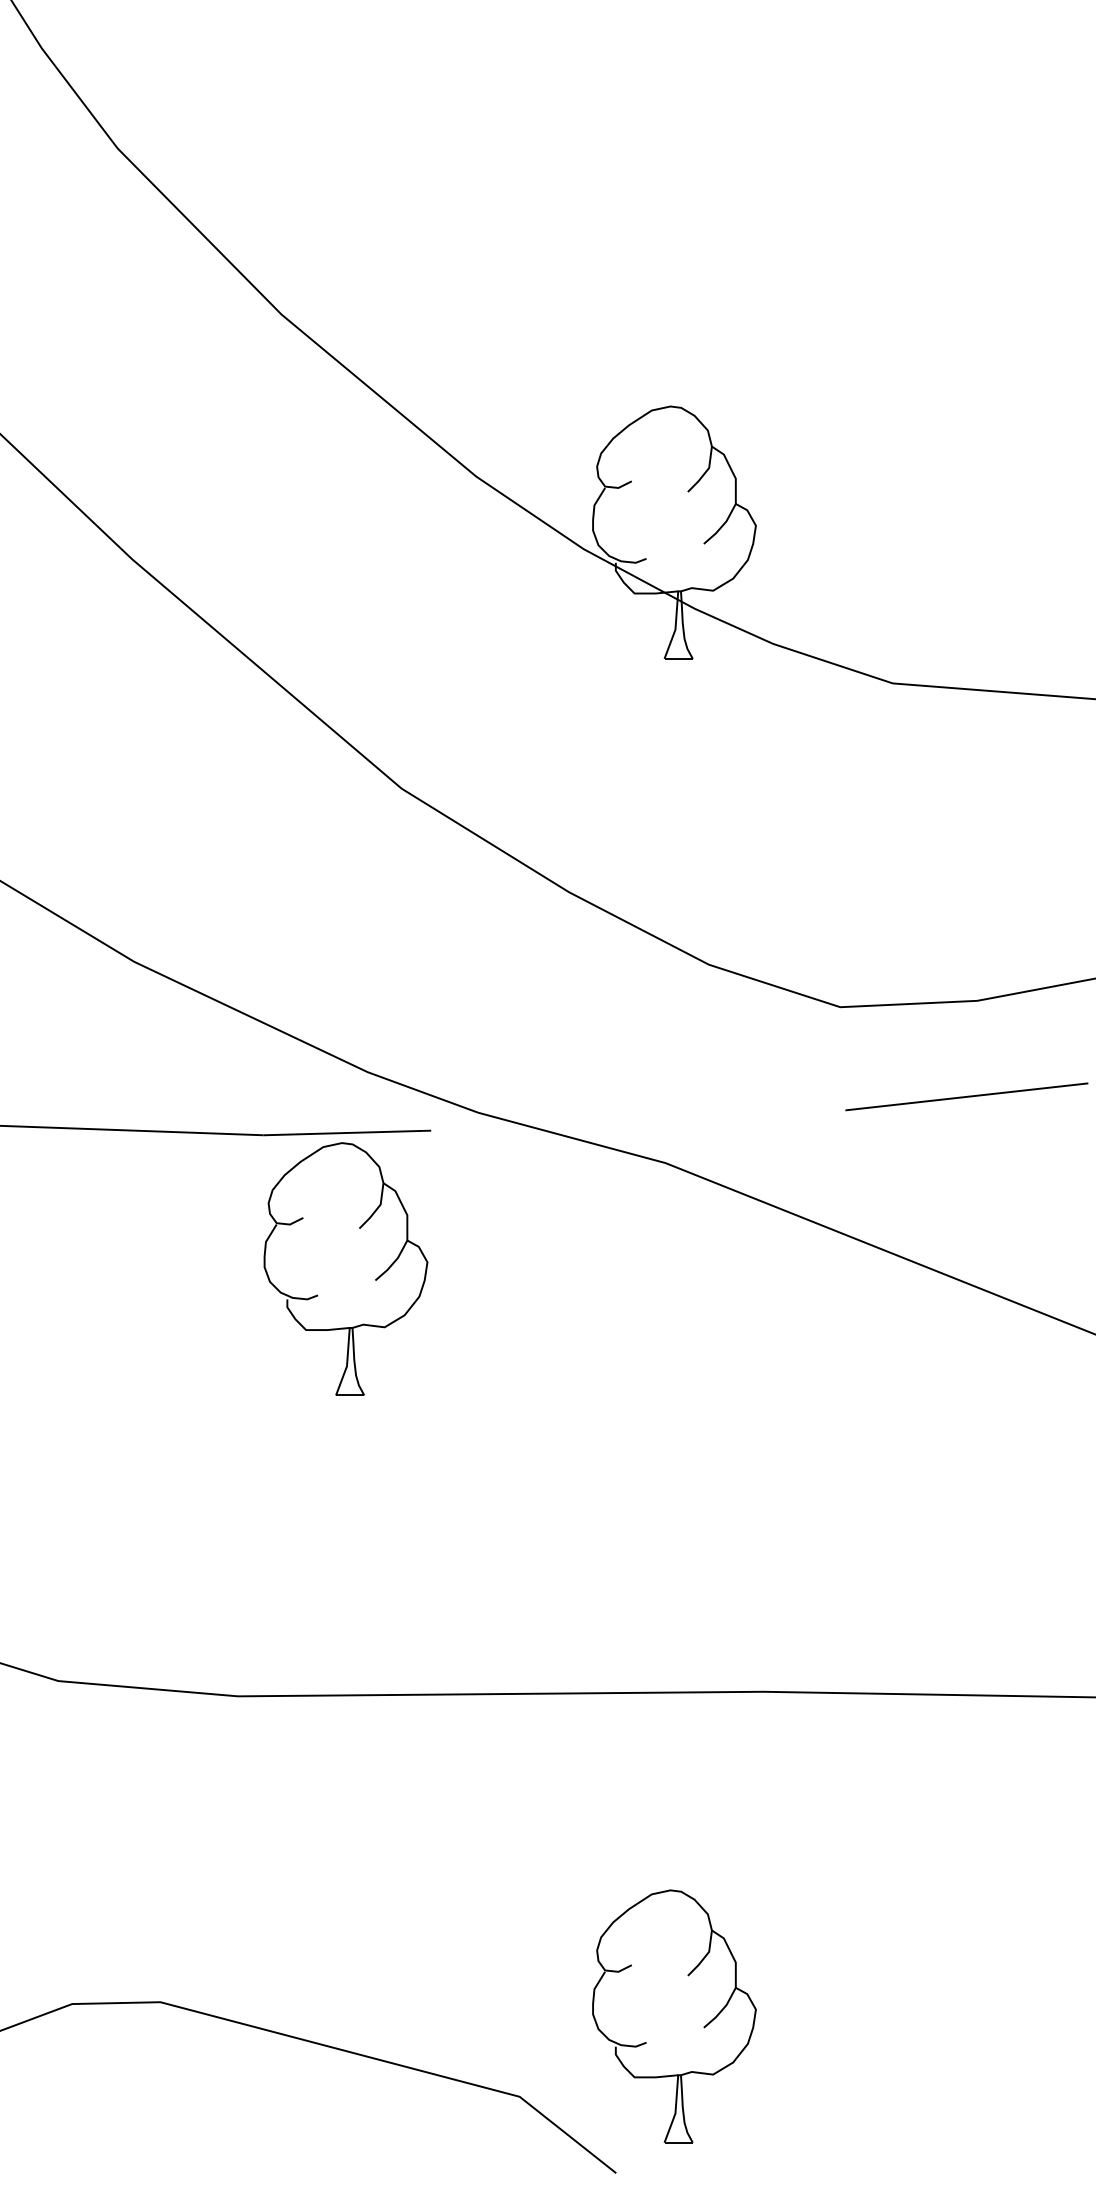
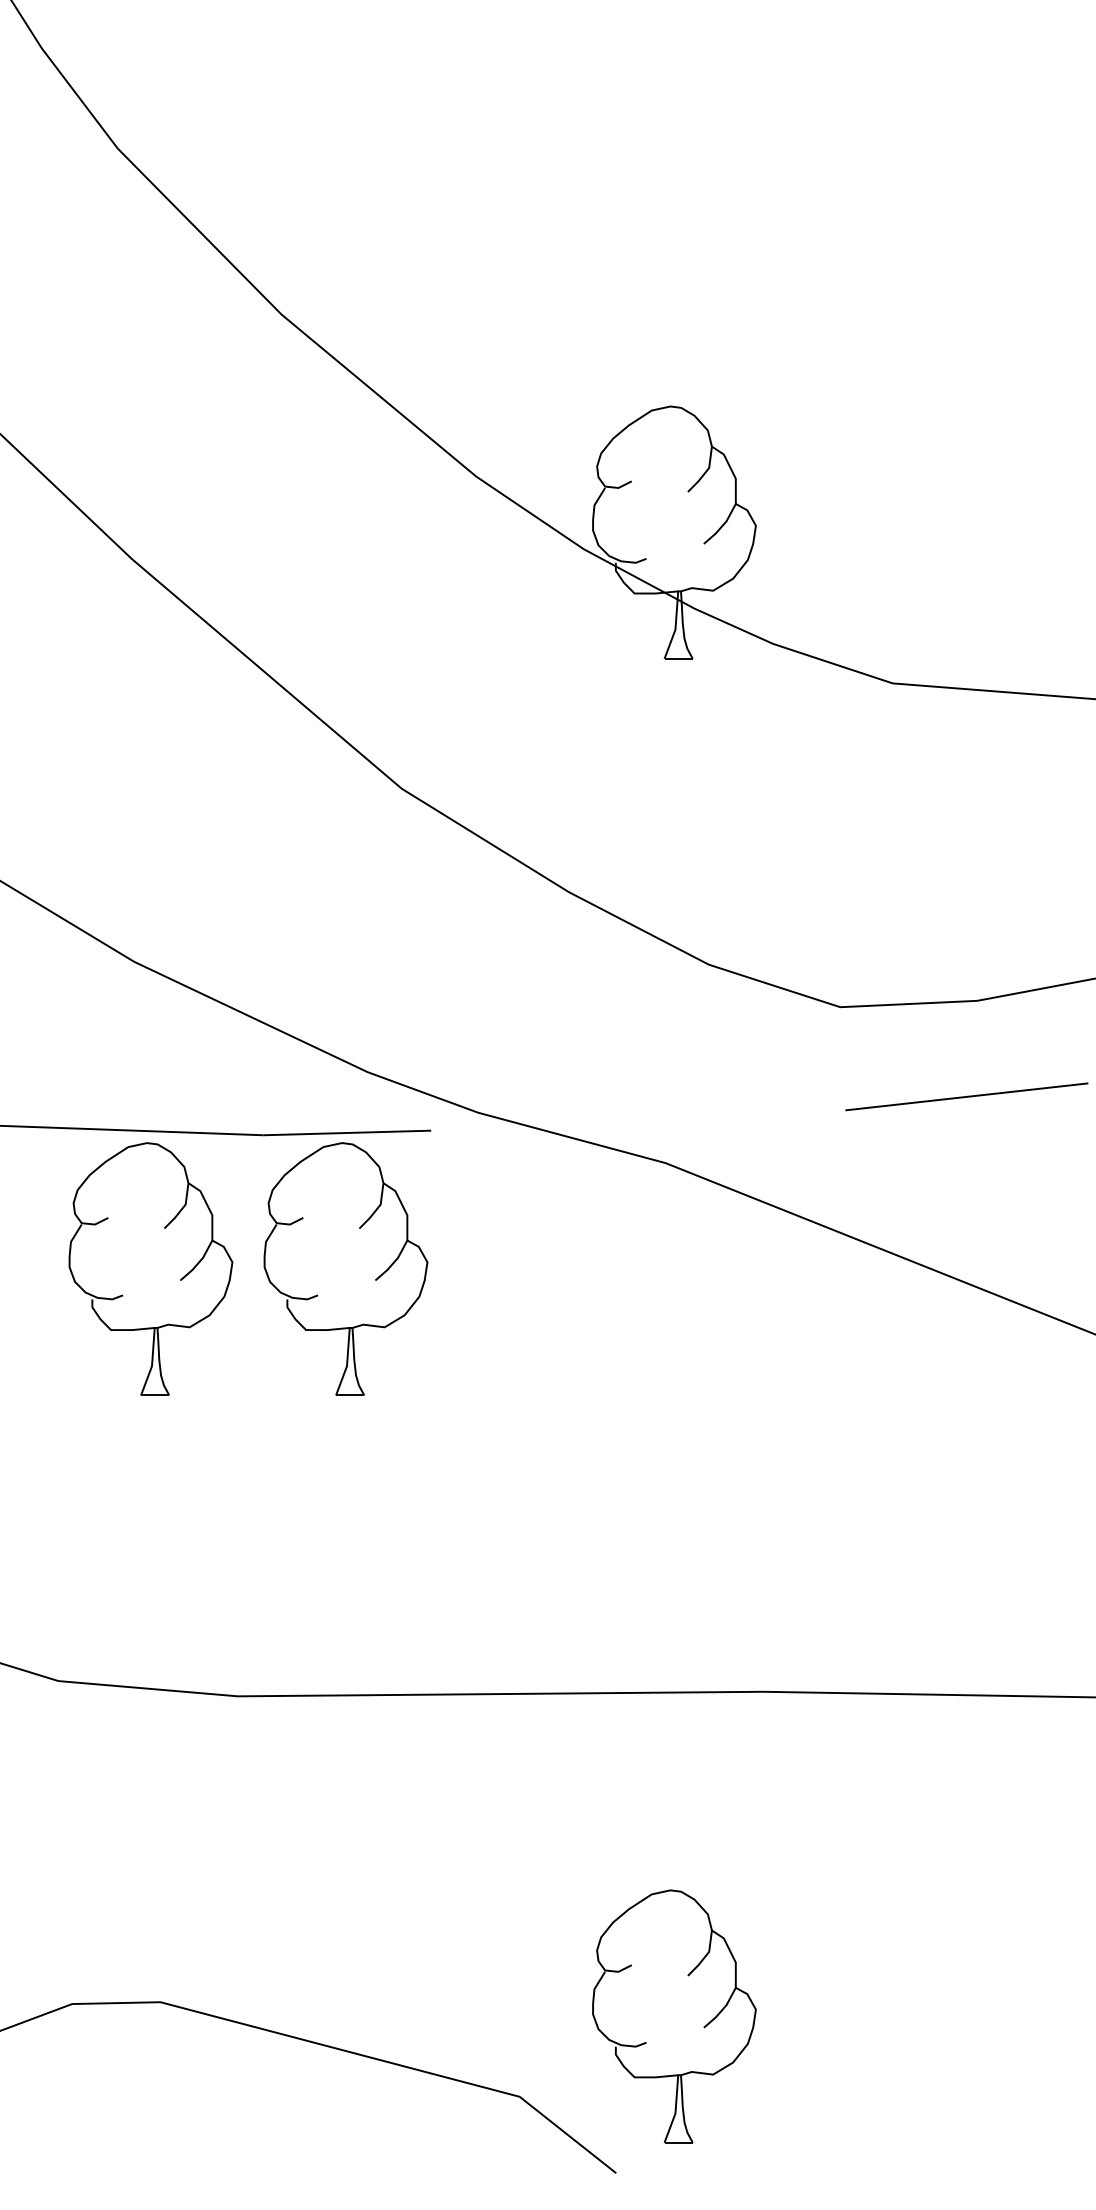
part: none -> present (180, 1279)
